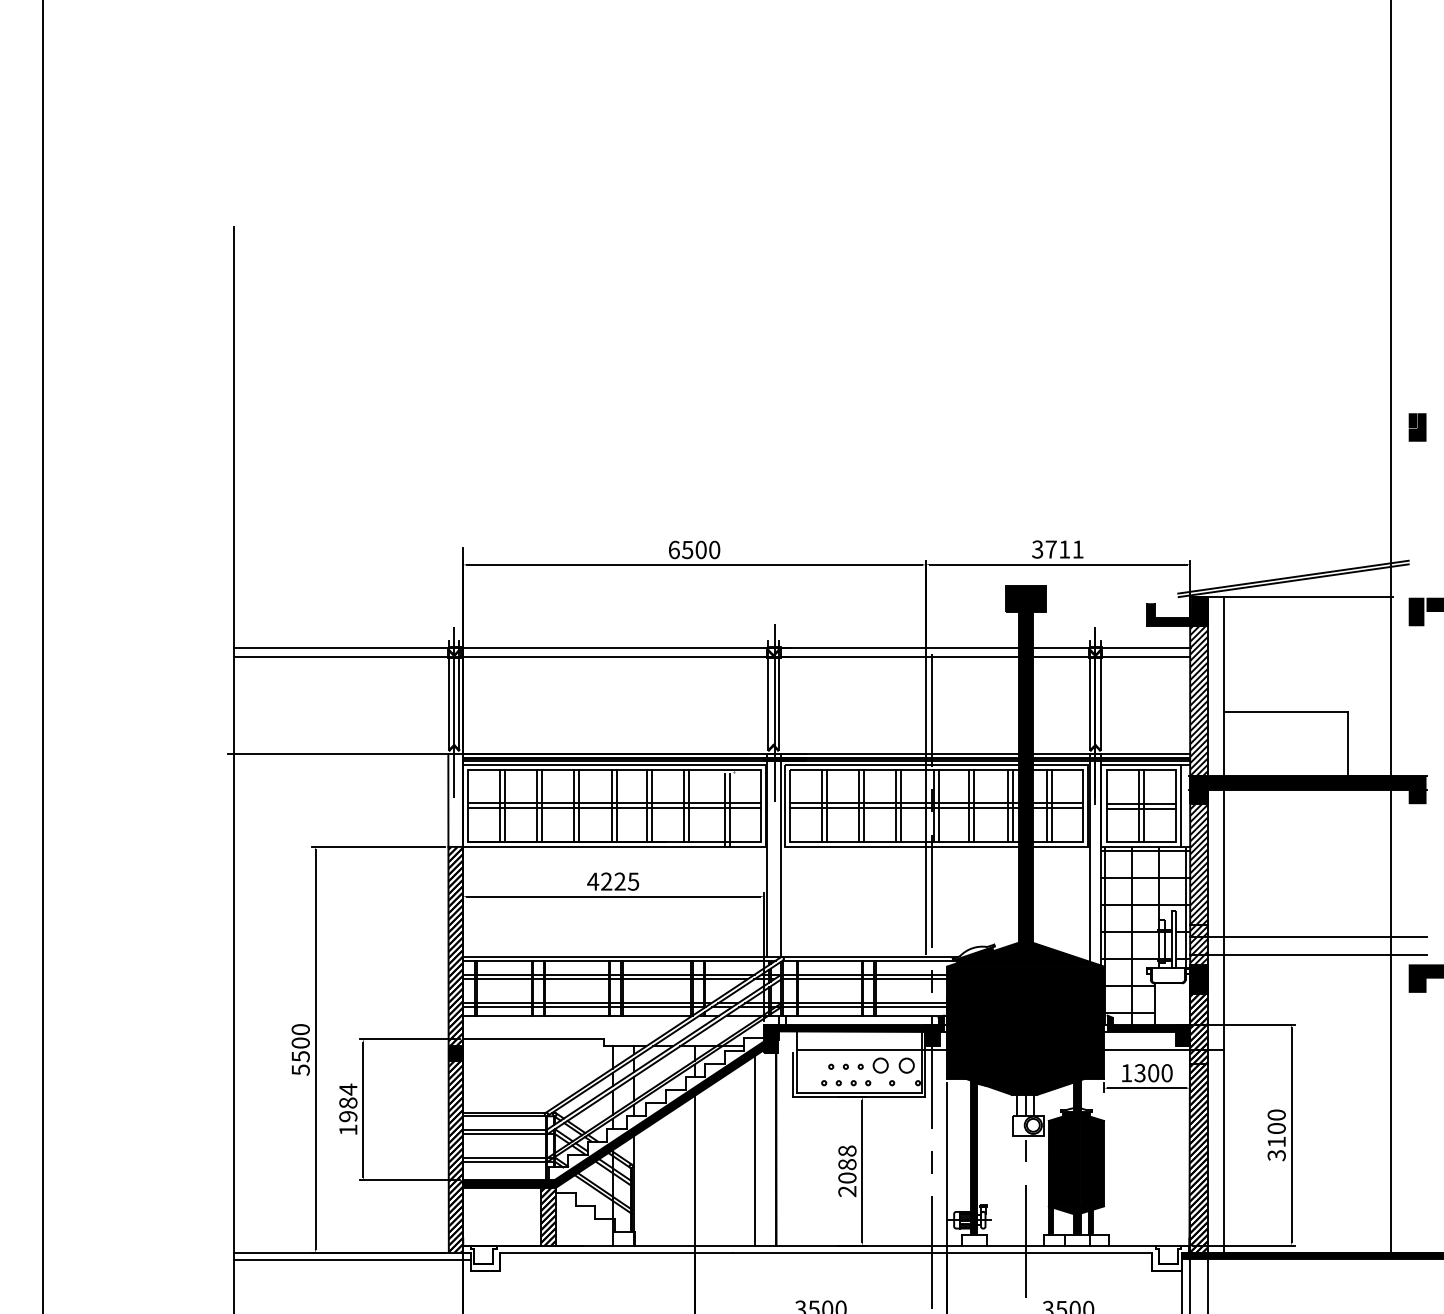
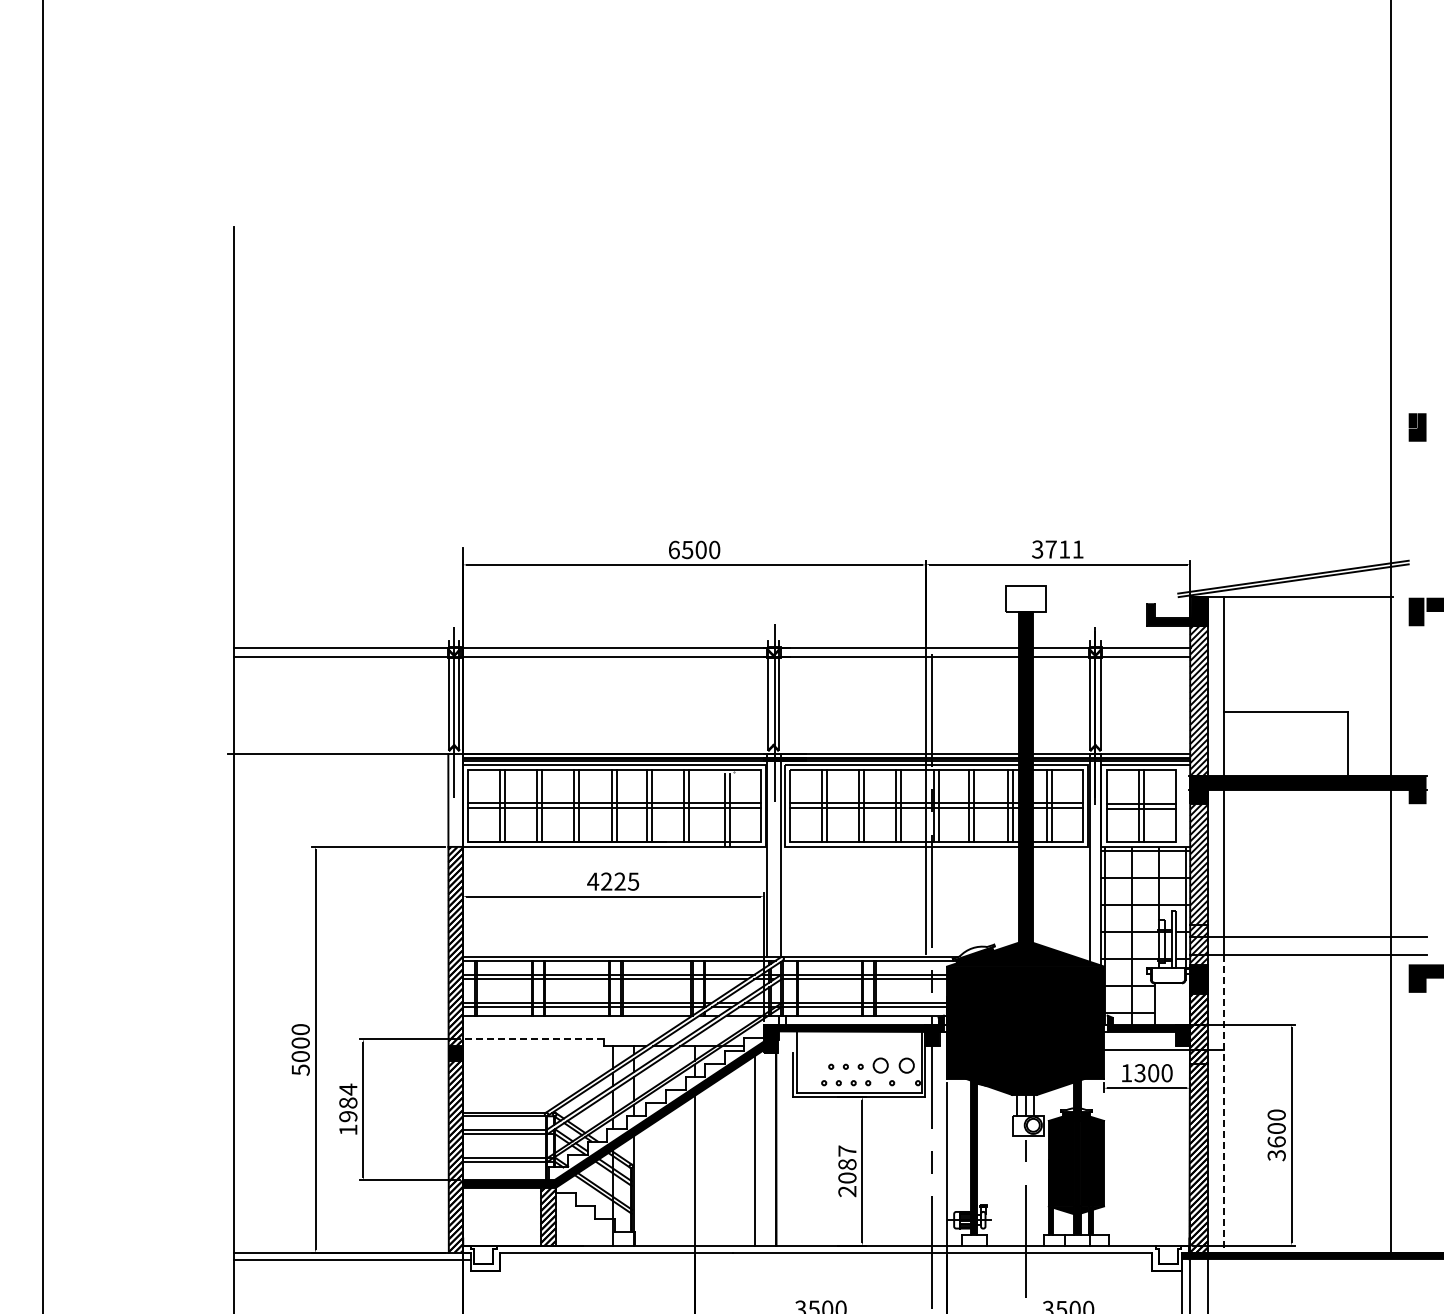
fill: present -> none (1025, 598)
line: present -> none (1180, 806)
line: solid -> dashed (533, 1039)
line: present -> none (872, 1050)
text: 5500 -> 5000 (300, 1056)
line: solid -> dashed (1224, 1104)
text: 3100 -> 3600 (1276, 1141)
text: 2088 -> 2087 (847, 1150)
